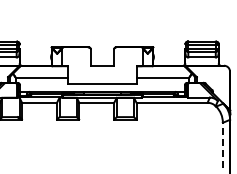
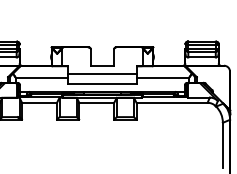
line: none -> present (102, 73)
line: dashed -> solid (222, 145)
